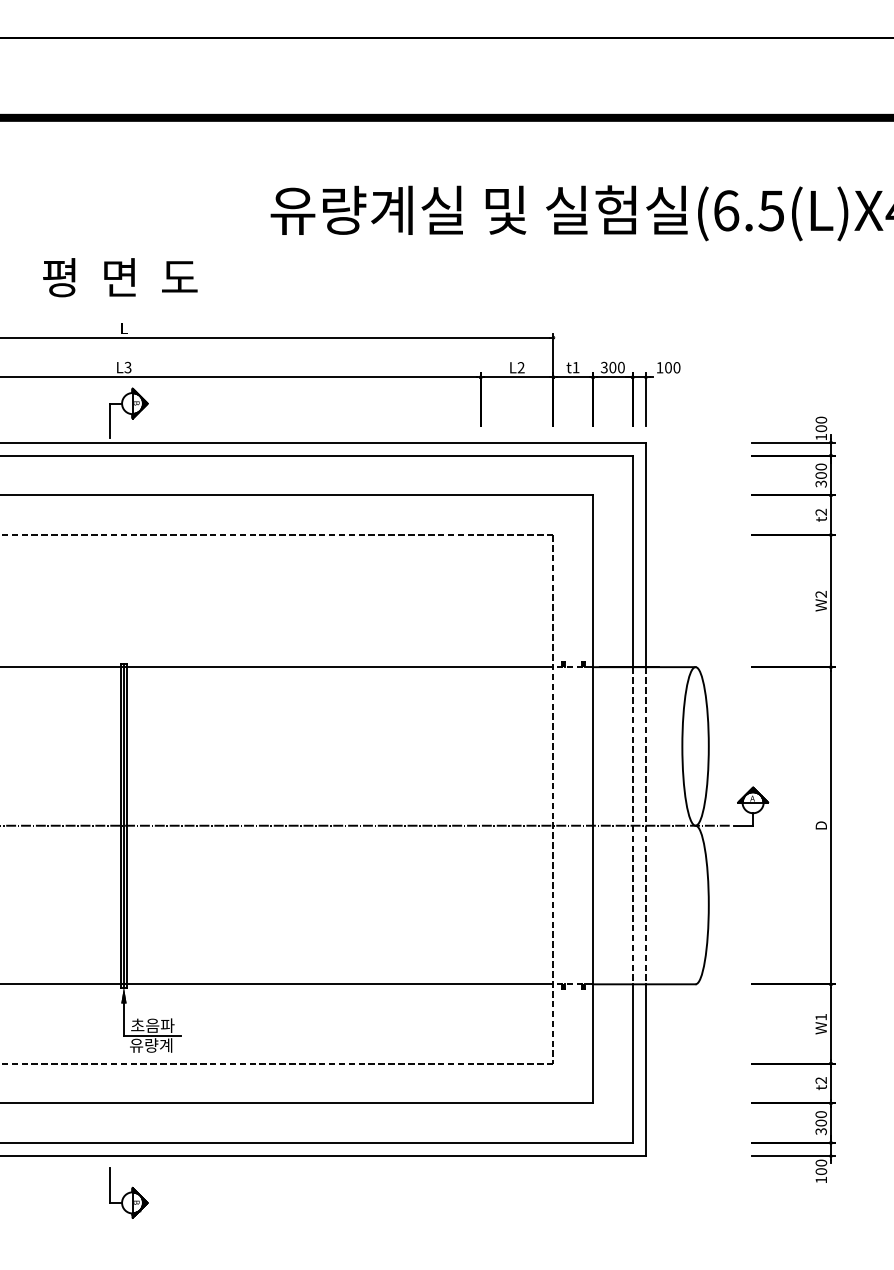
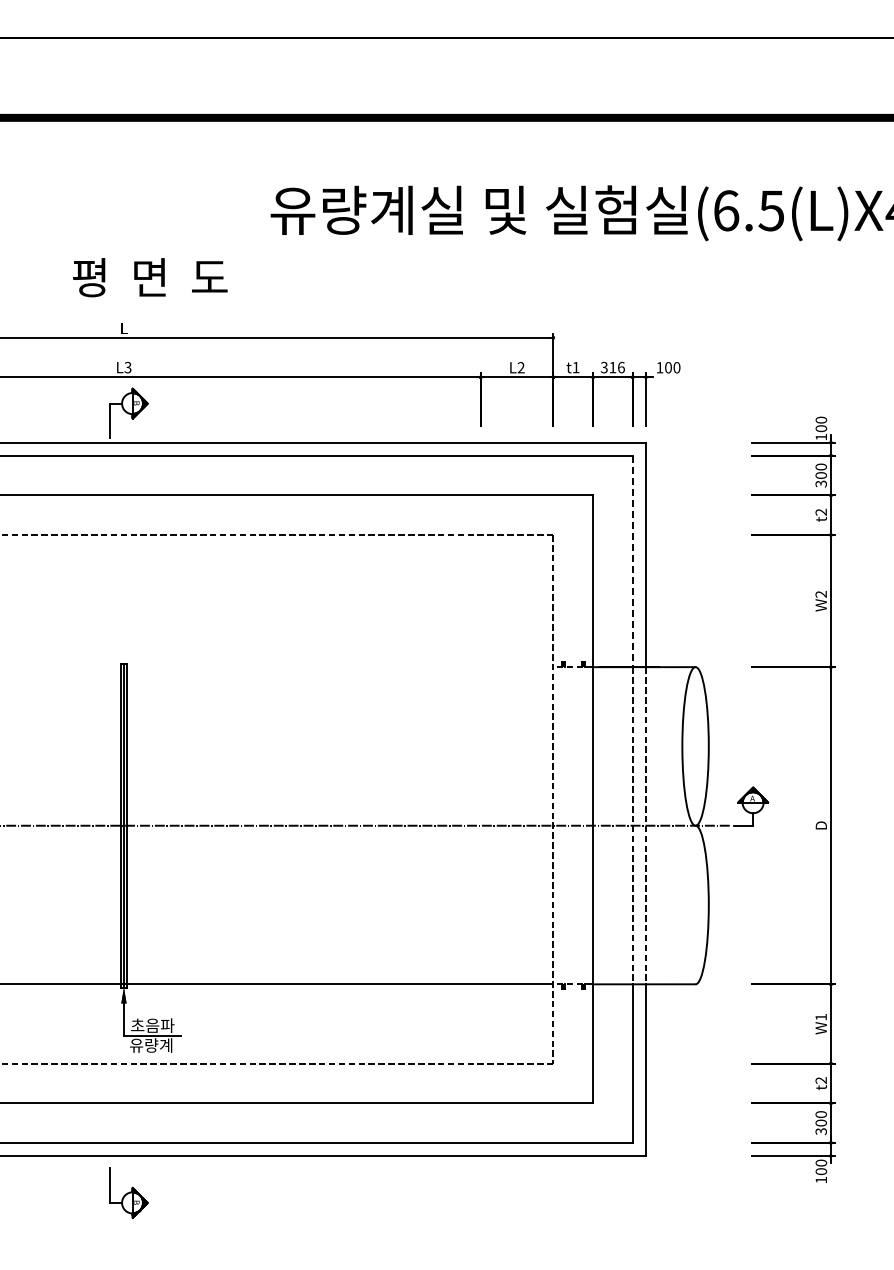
text position: (120, 277) -> (150, 277) (150, 277)
text: 300 -> 316 (616, 367)
line: solid -> dashed (632, 561)
line: present -> none (277, 667)
